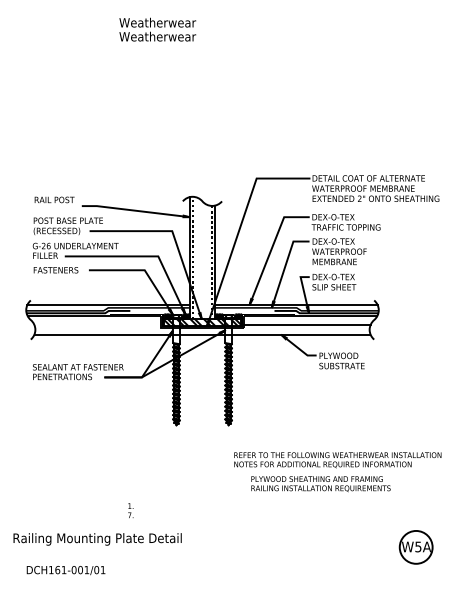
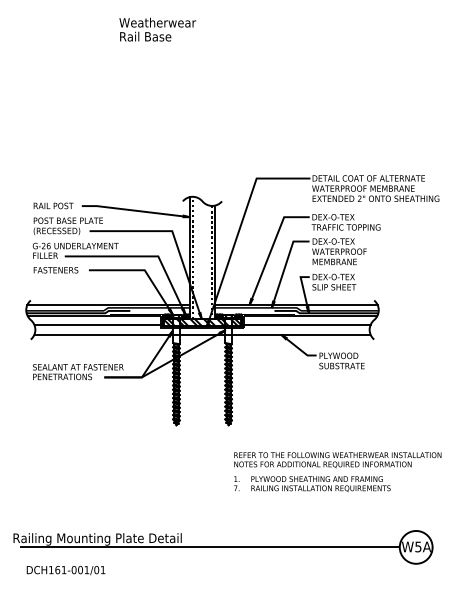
text: Weatherwear -> Rail Base (157, 36)
text position: (54, 199) -> (53, 205) (53, 205)
line: none -> present (97, 325)
text position: (130, 510) -> (236, 483) (236, 483)
line: none -> present (209, 547)
